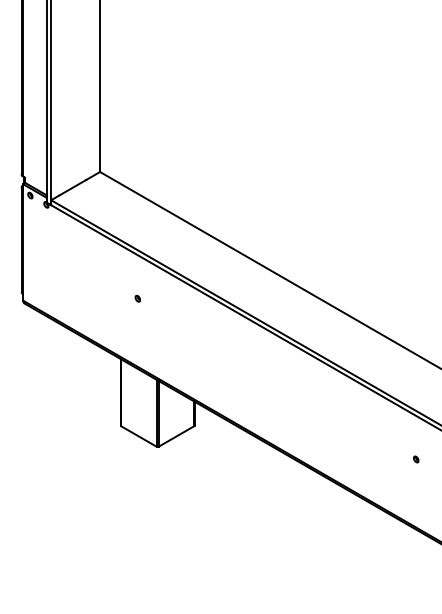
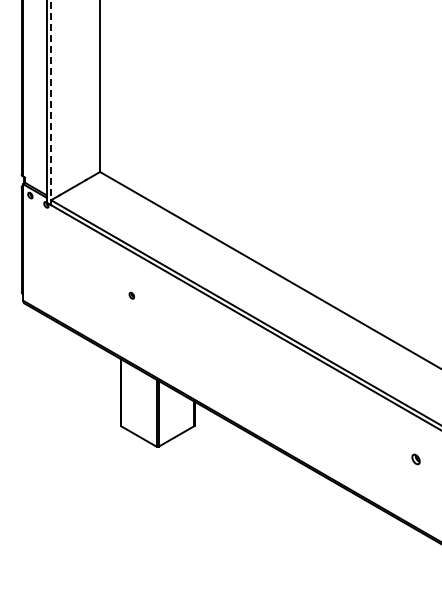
line: solid -> dashed (51, 103)
part position: (137, 298) -> (131, 295) (131, 295)
part size: 7x9 px -> 10x13 px (415, 459)
